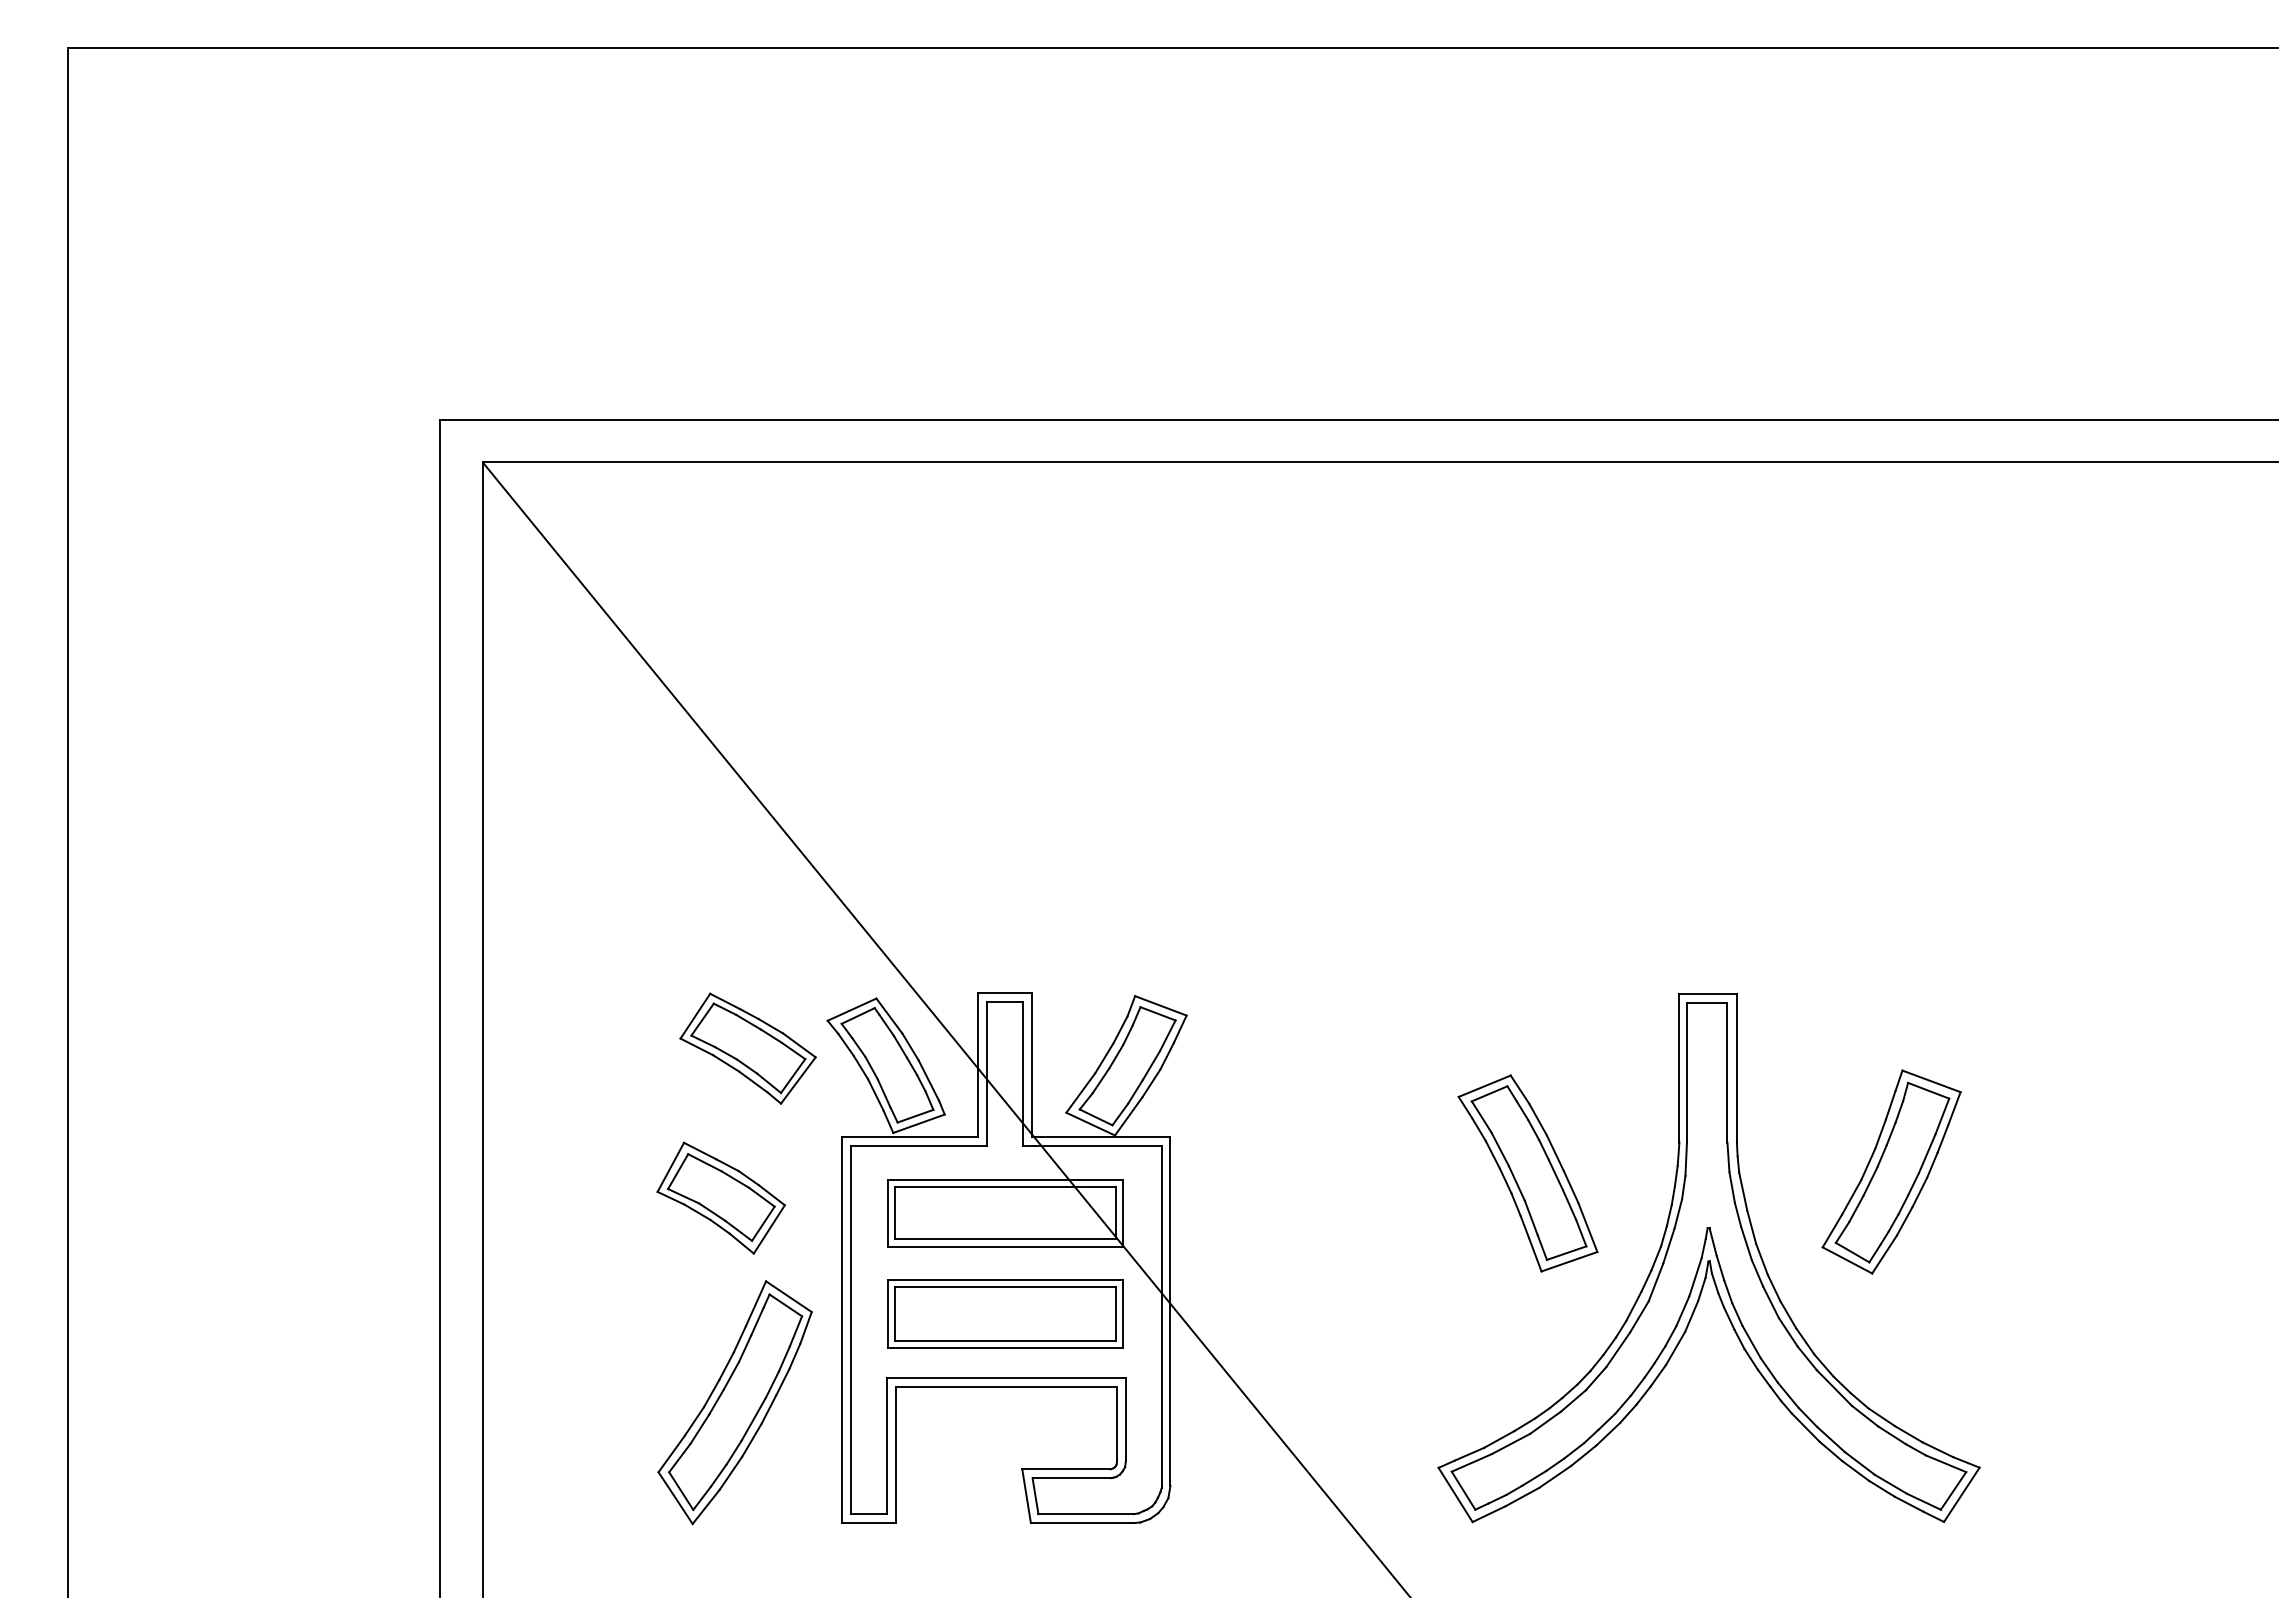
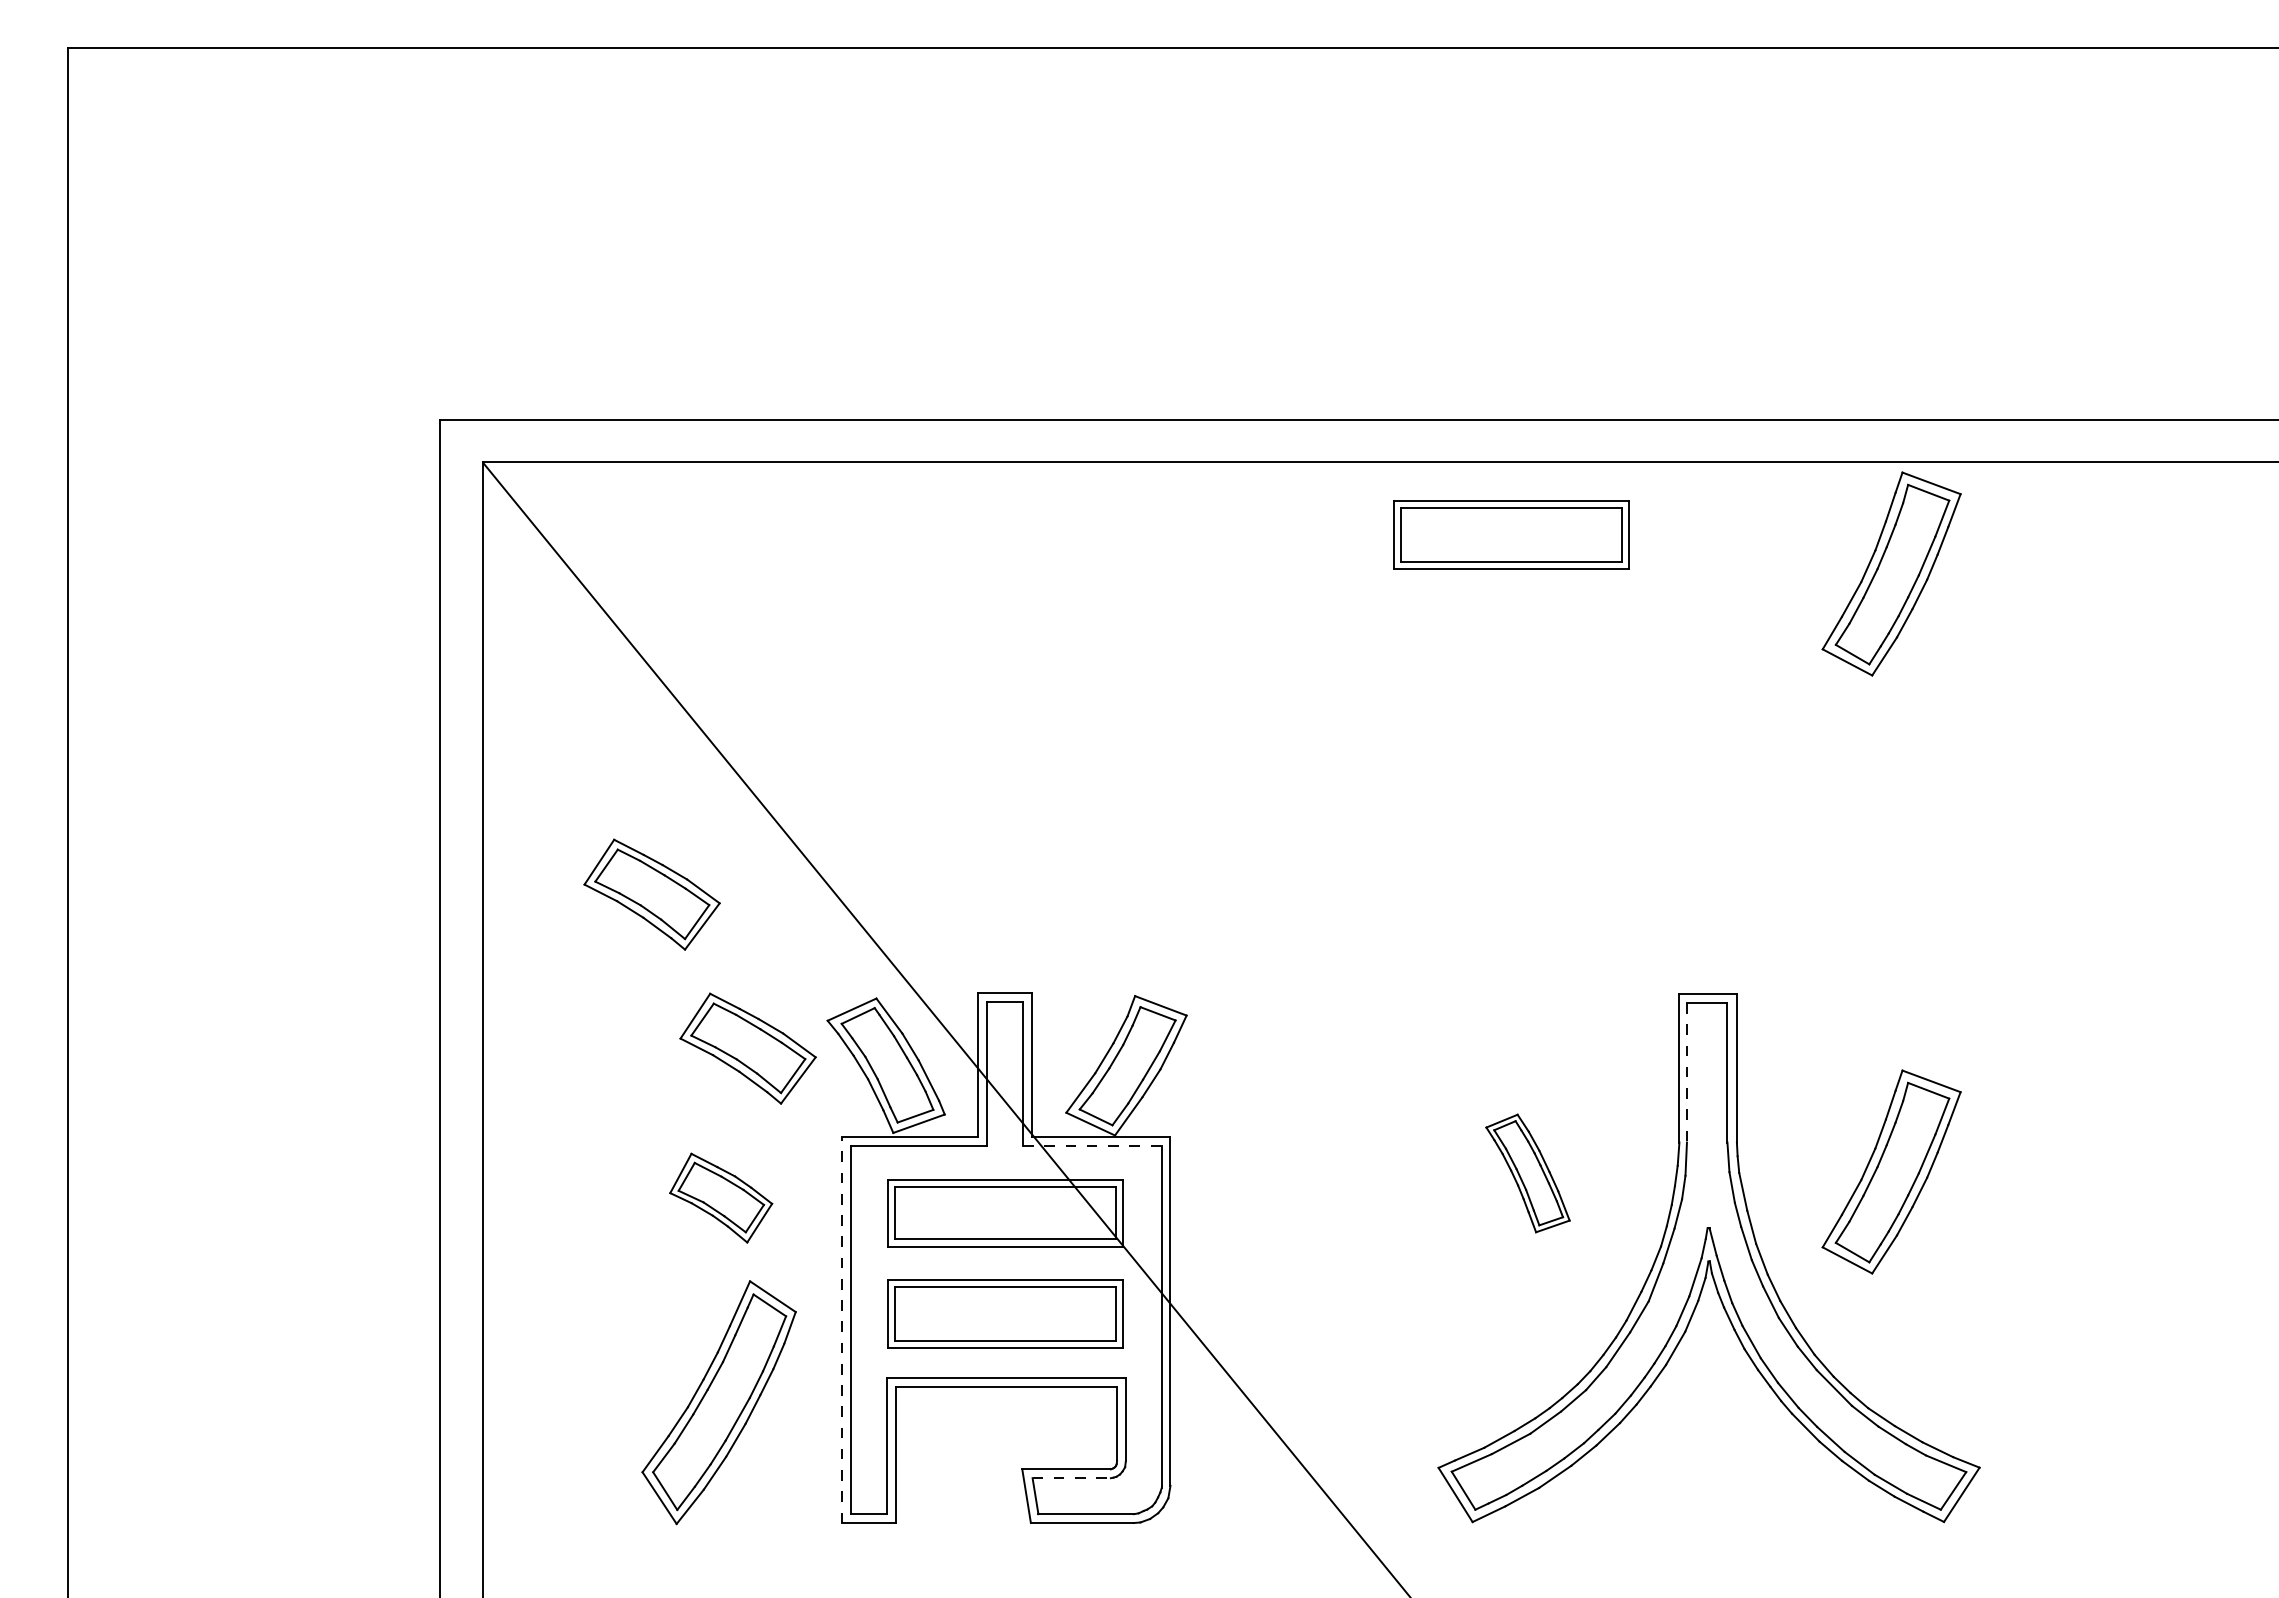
part: none -> present (1511, 534)
part: none -> present (1891, 573)
part: none -> present (651, 894)
line: solid -> dashed (1686, 1072)
line: solid -> dashed (1092, 1146)
part size: 142x199 px -> 86x121 px (1527, 1173)
part size: 130x114 px -> 105x92 px (721, 1197)
line: solid -> dashed (841, 1329)
part position: (734, 1402) -> (718, 1402) (718, 1402)
line: solid -> dashed (1072, 1478)
